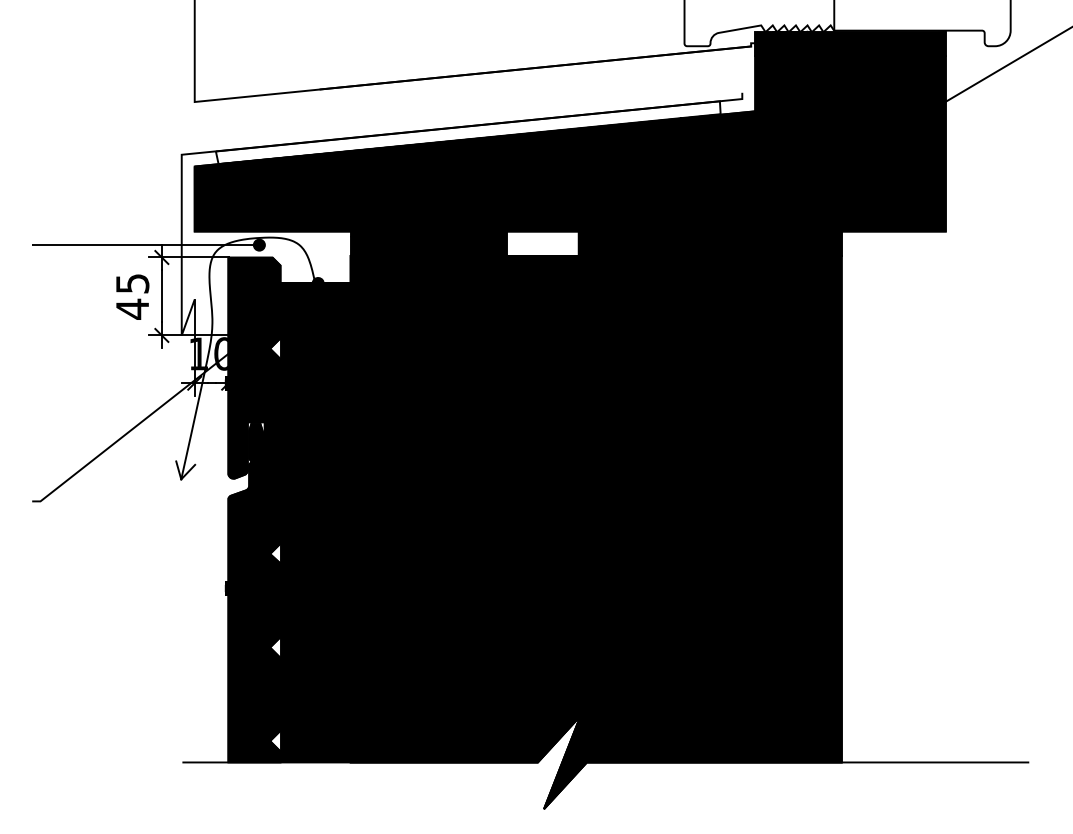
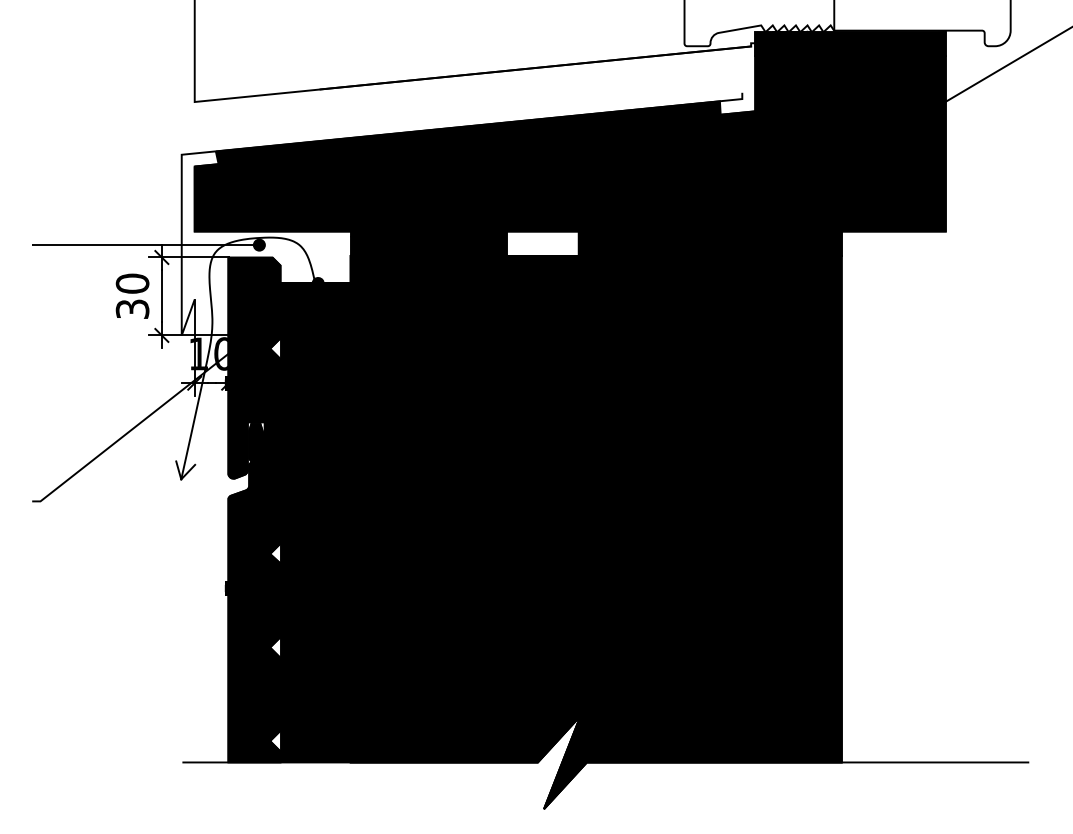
fill: none -> present (467, 132)
text: 45 -> 30 (132, 296)
